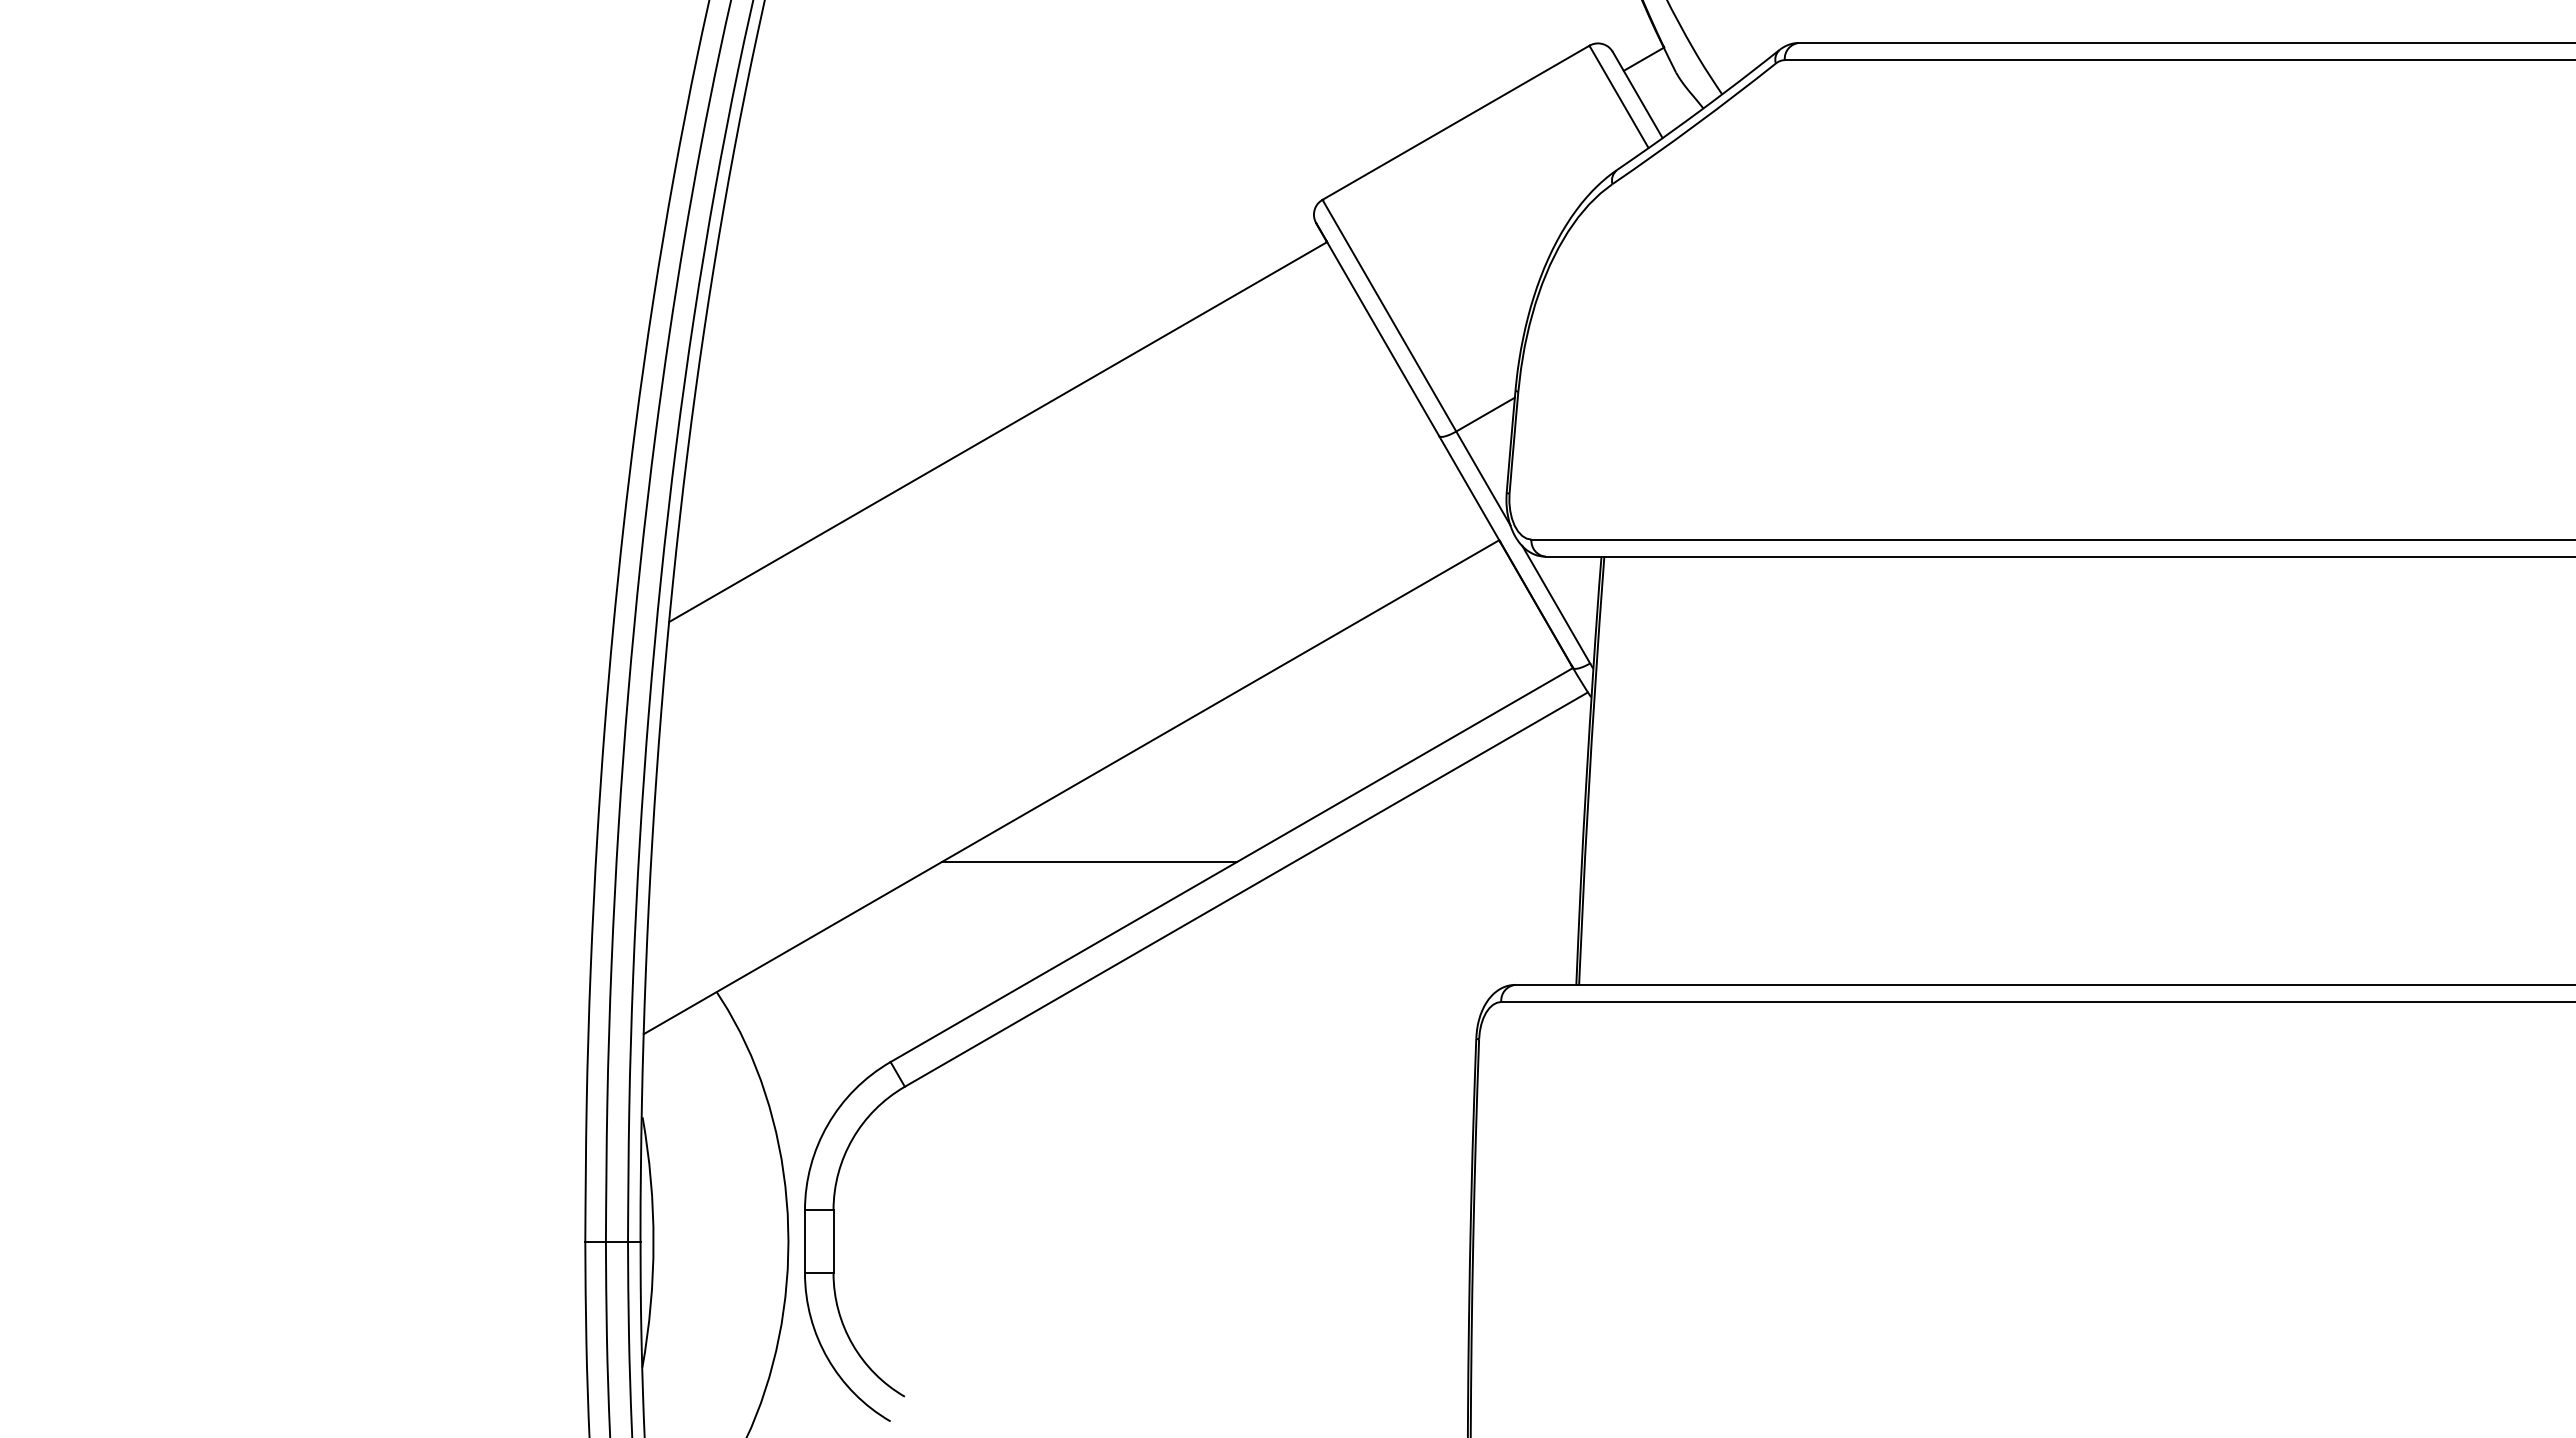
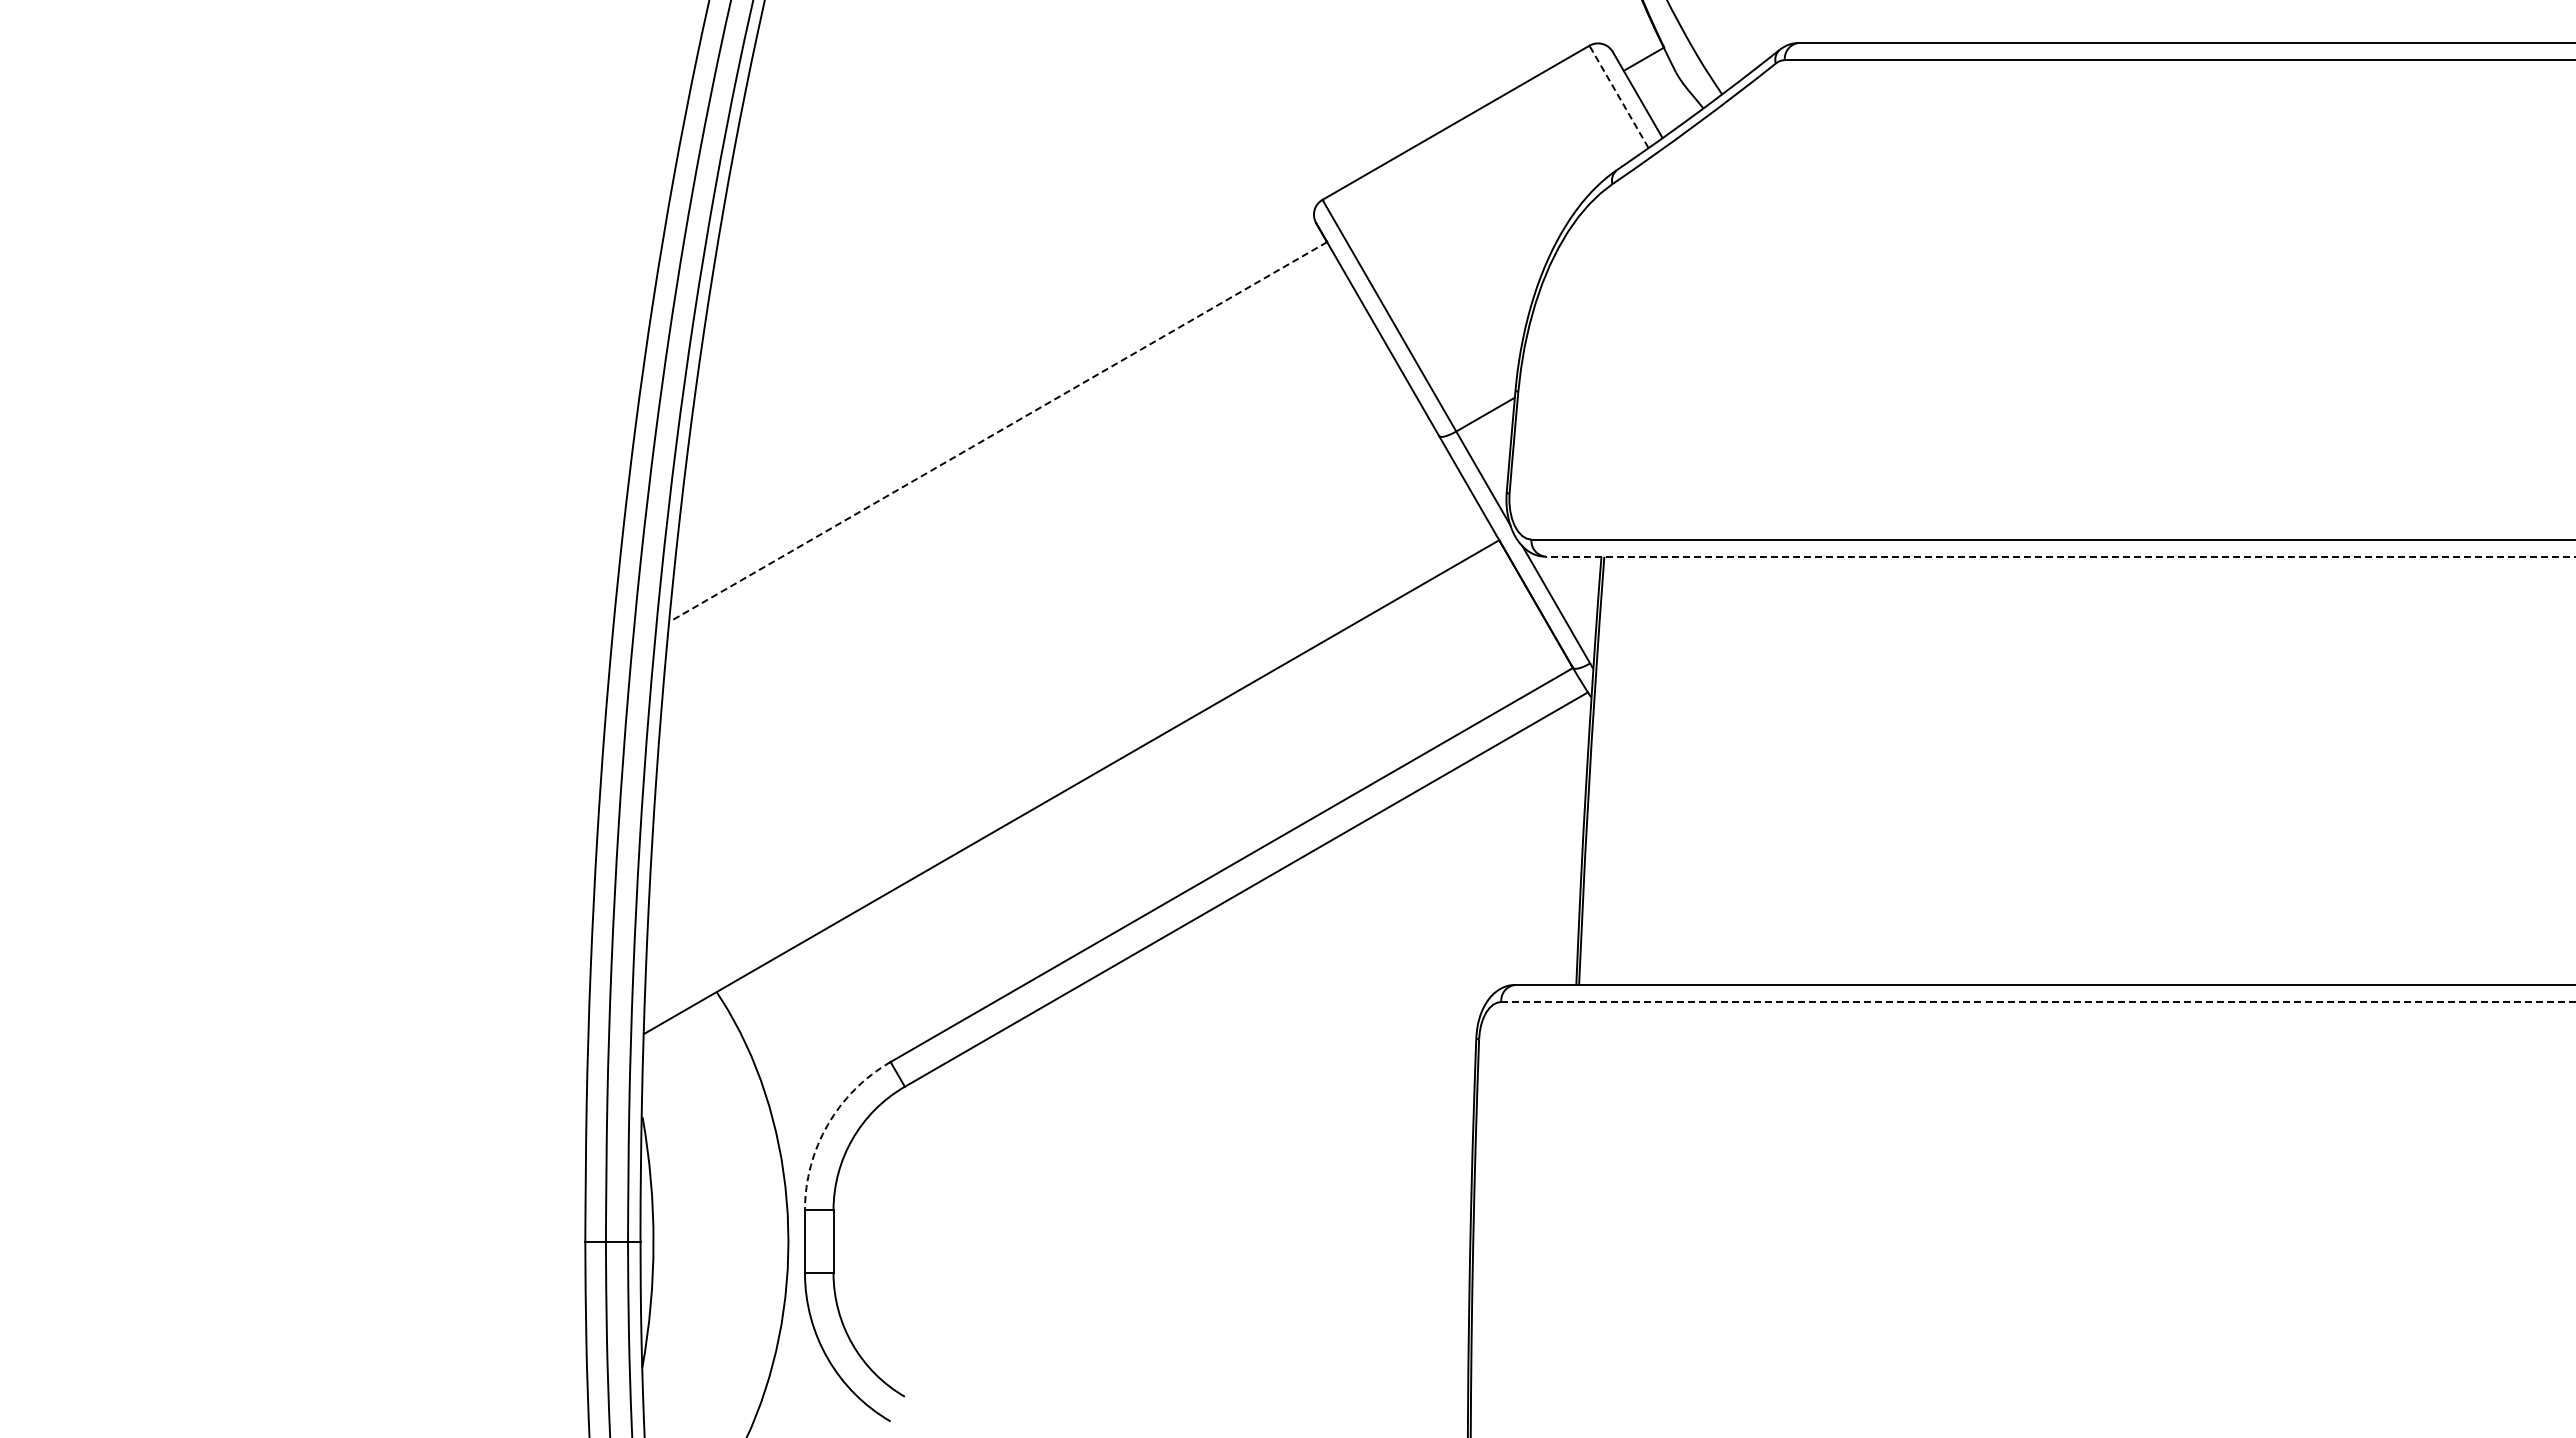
line: solid -> dashed (1618, 96)
line: solid -> dashed (998, 432)
line: solid -> dashed (2060, 556)
line: present -> none (1088, 862)
line: solid -> dashed (2038, 1001)
arc: solid -> dashed (827, 1124)
